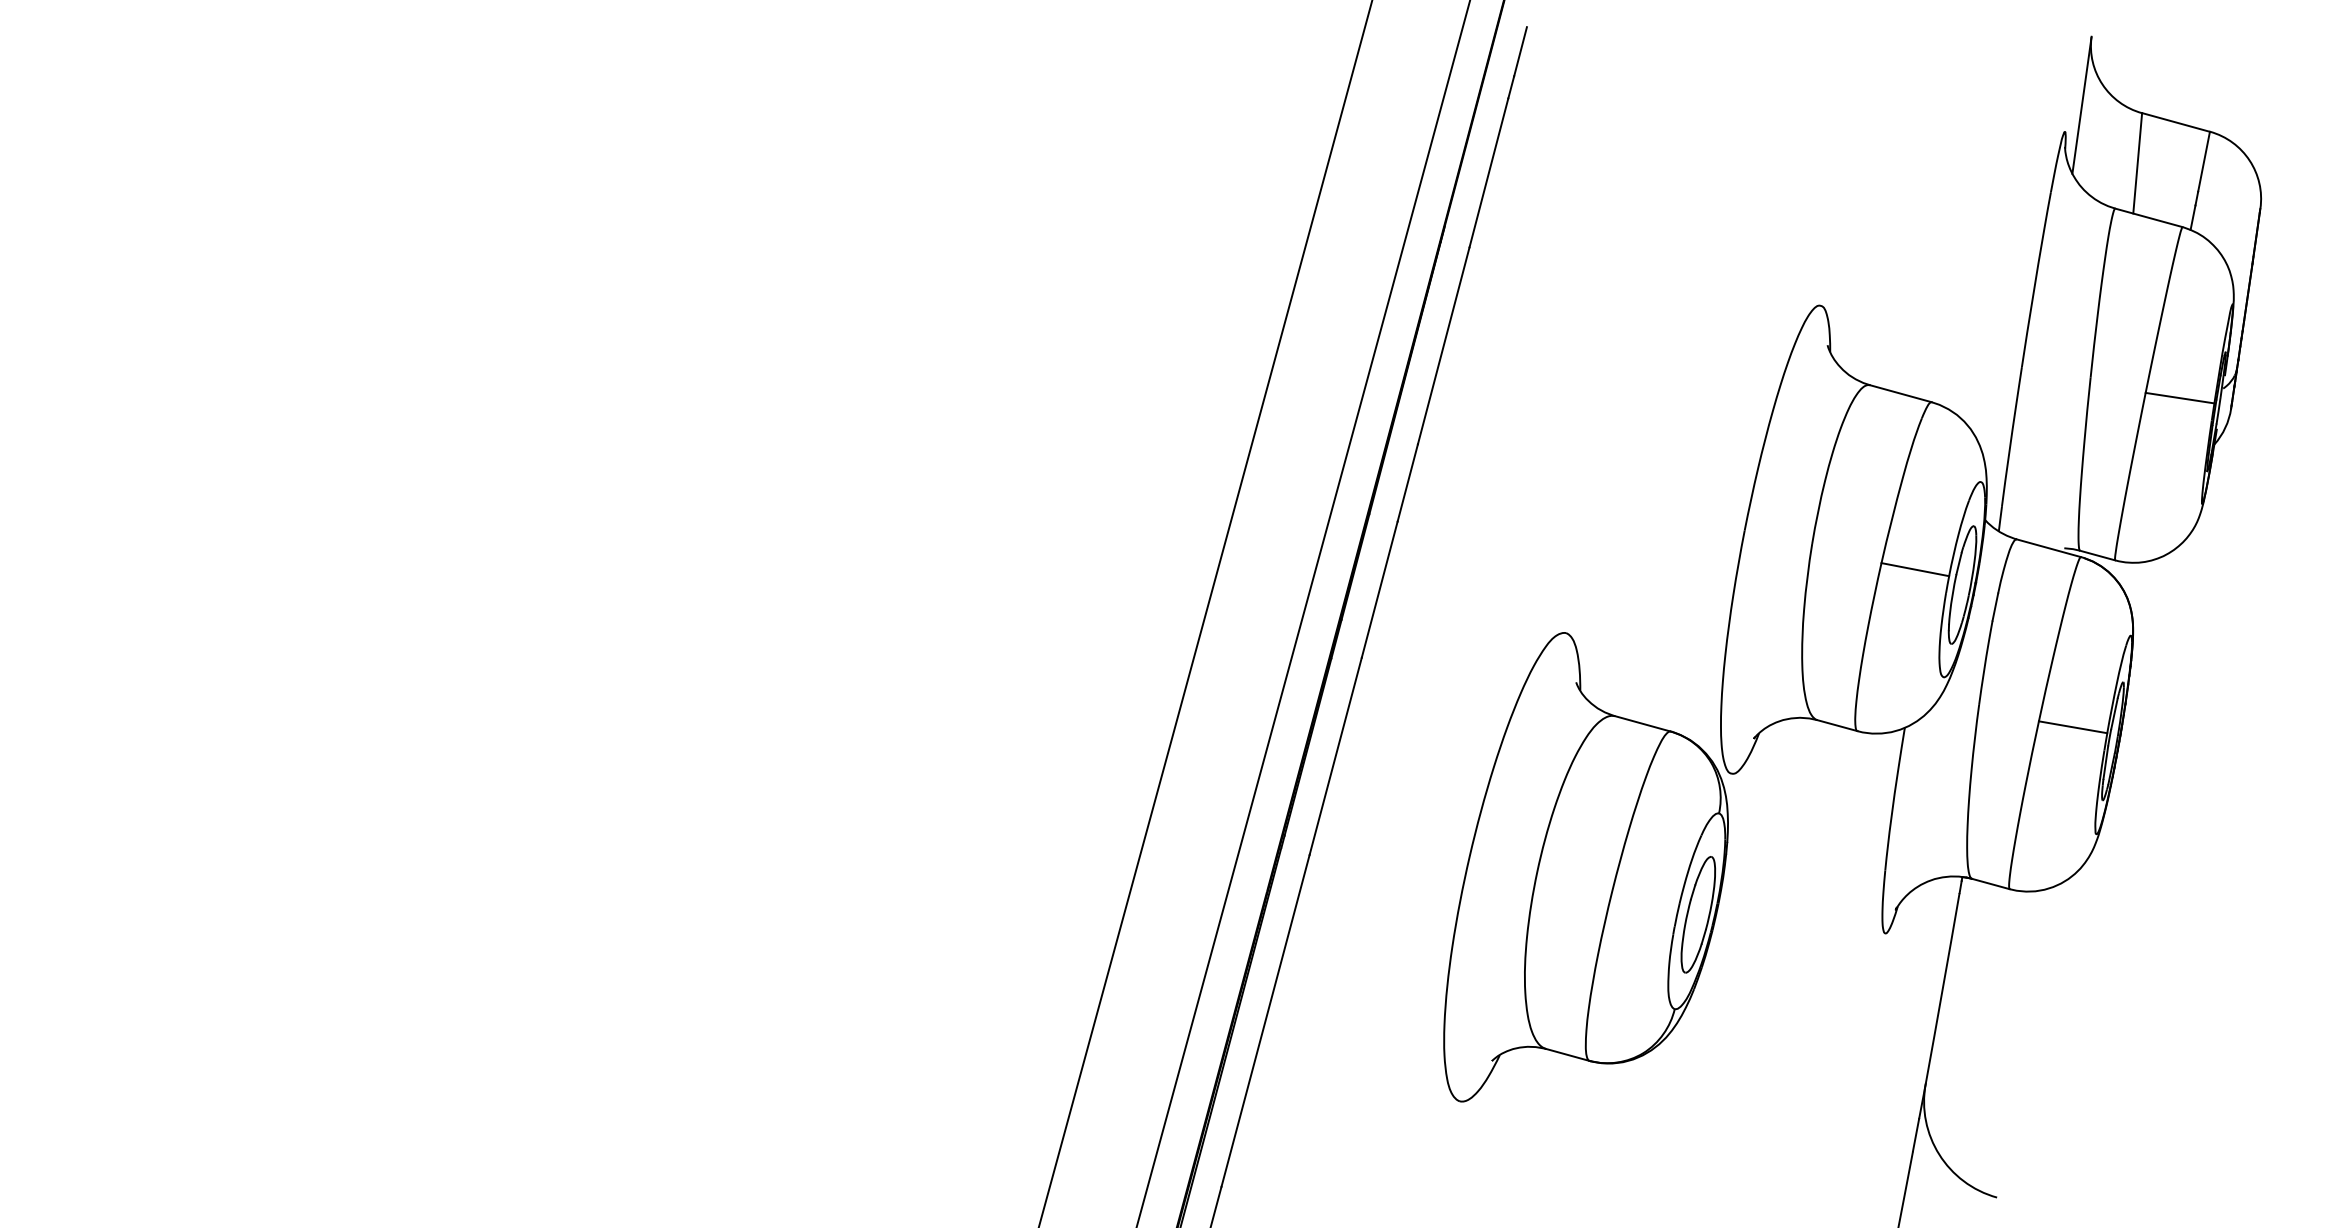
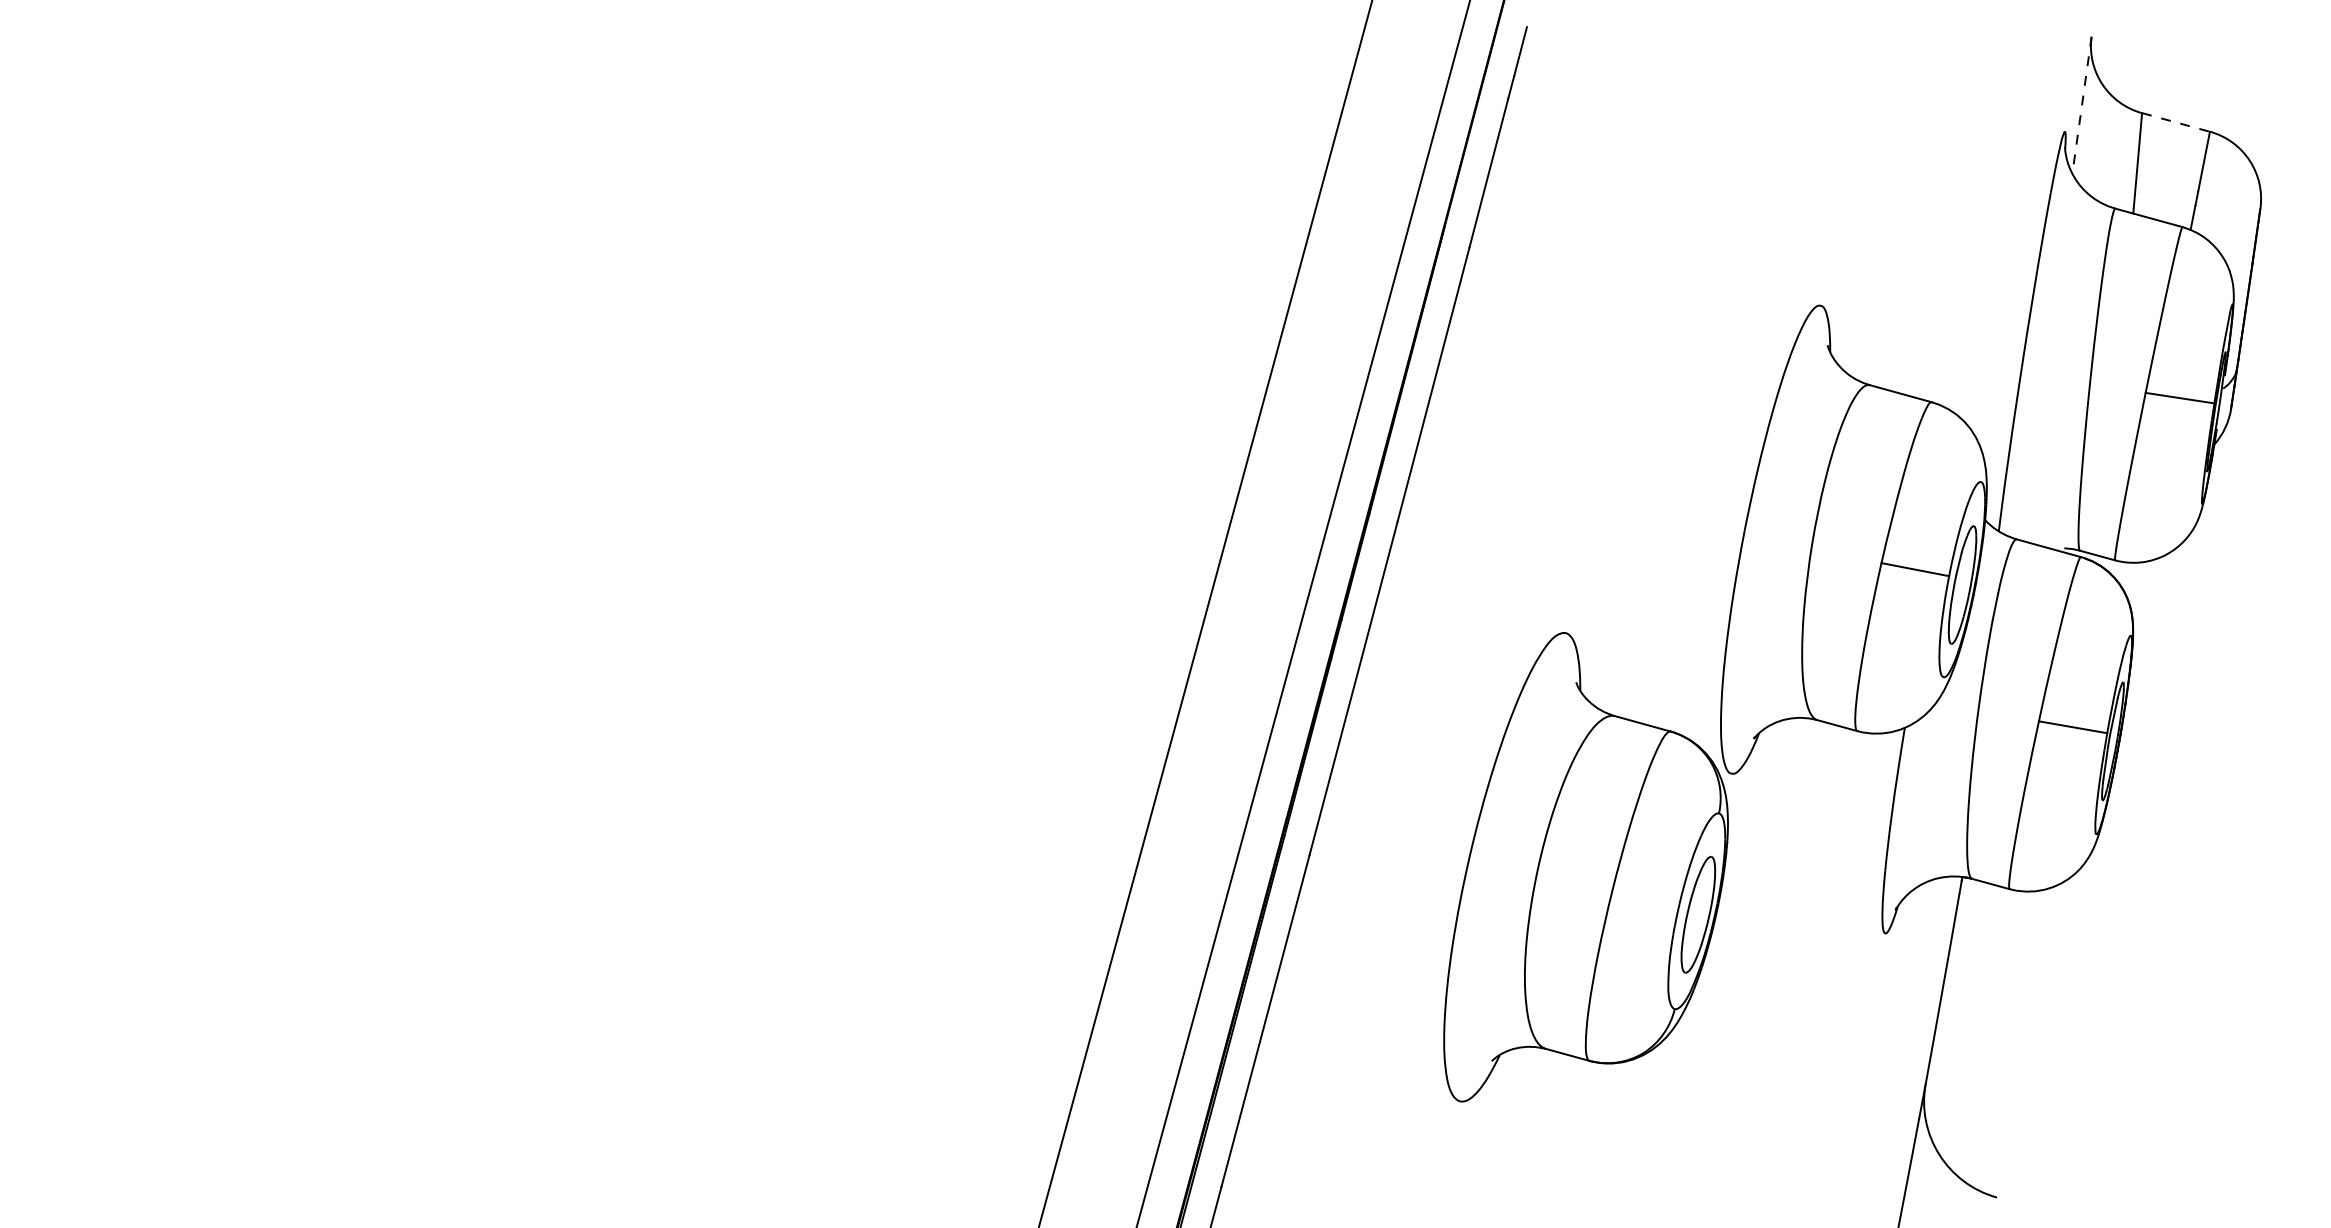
line: solid -> dashed (2081, 105)
line: solid -> dashed (2176, 122)
